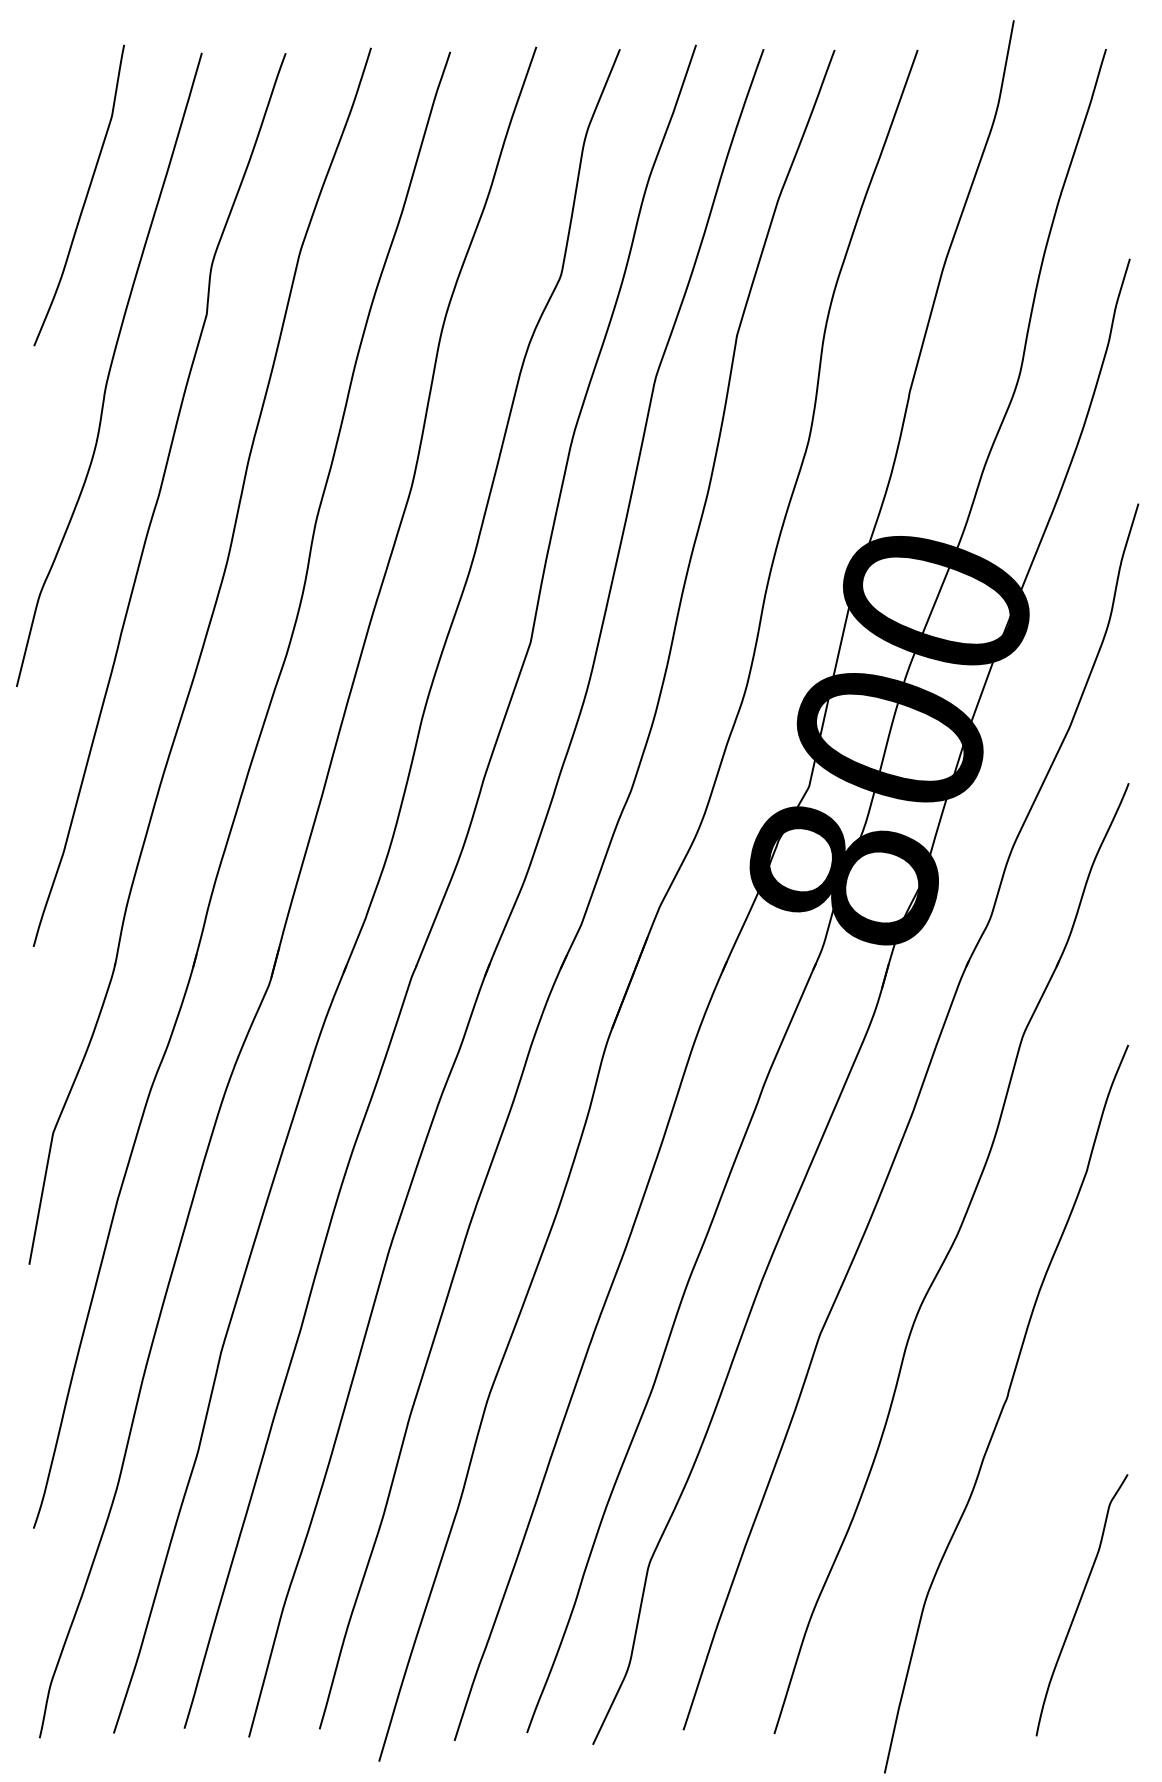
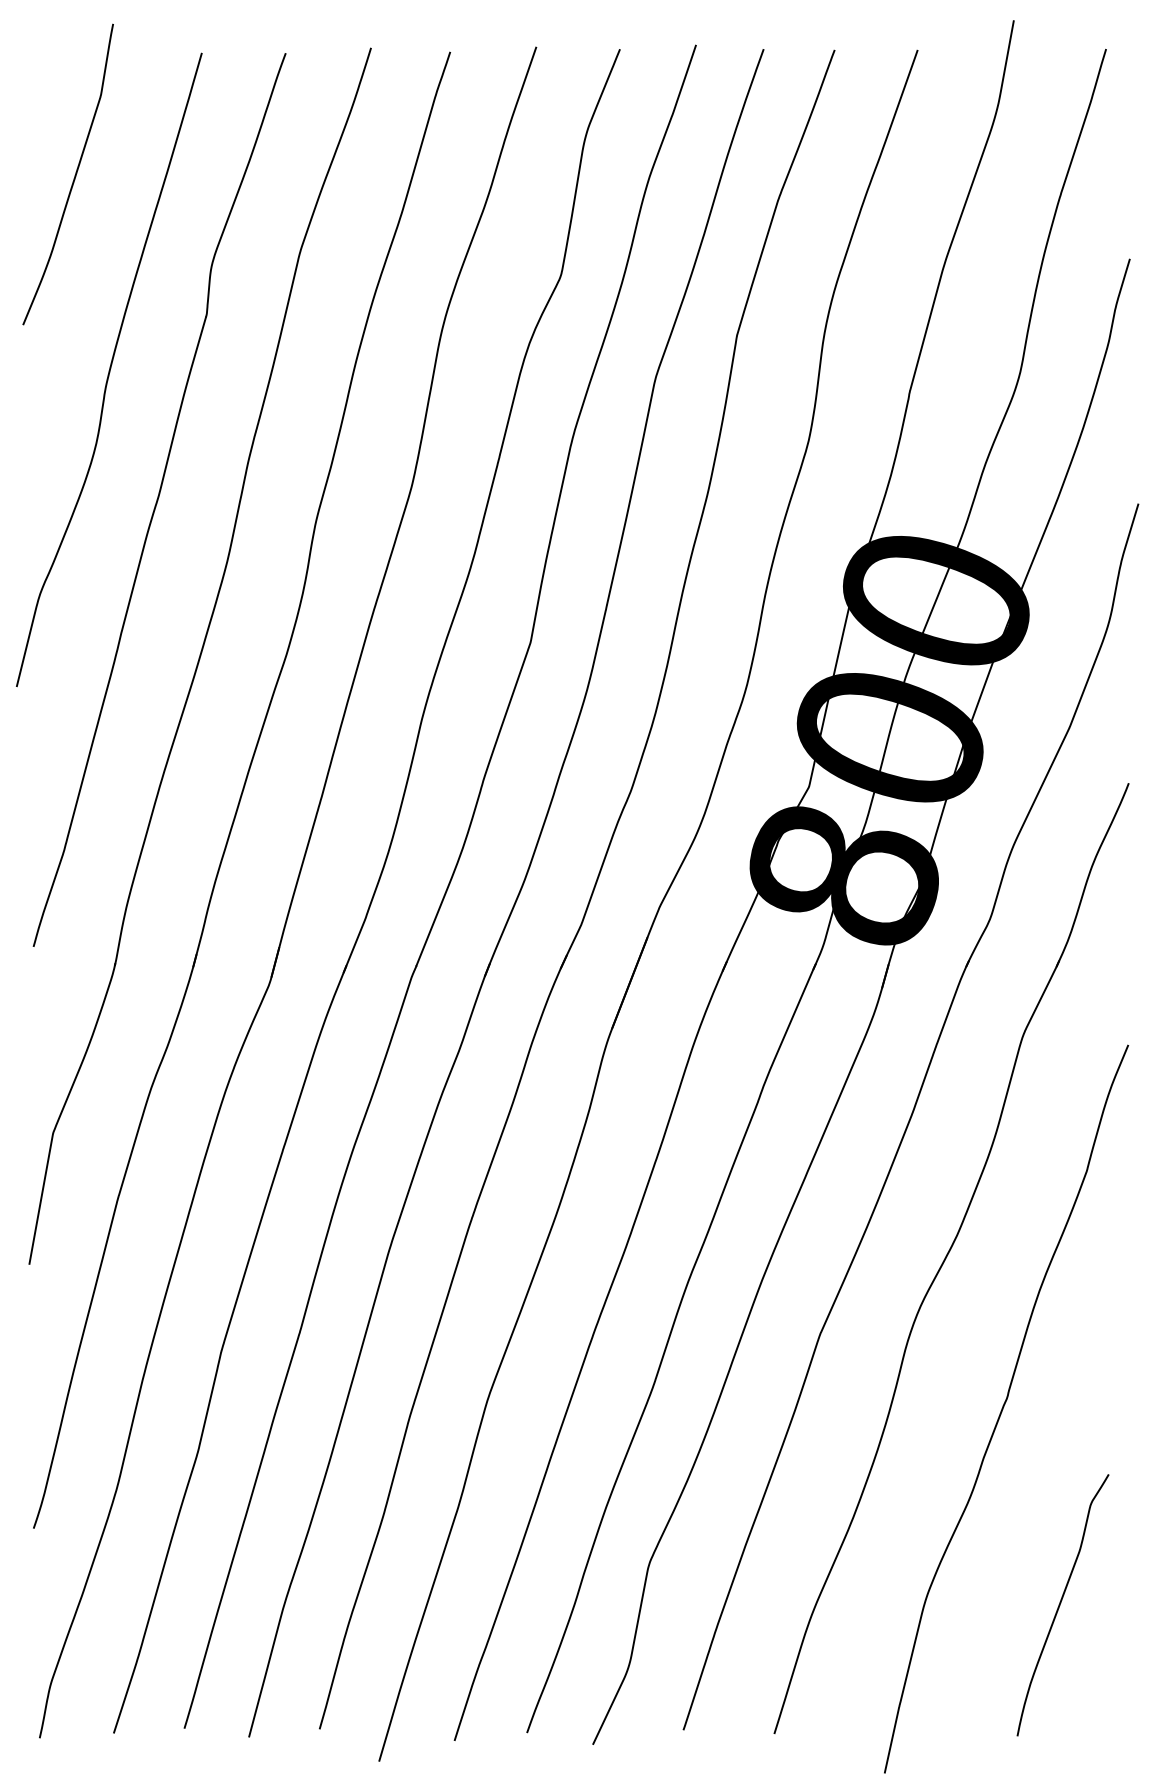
curve position: (85, 196) -> (74, 175) (74, 175)
curve position: (1079, 1605) -> (1060, 1605) (1060, 1605)
